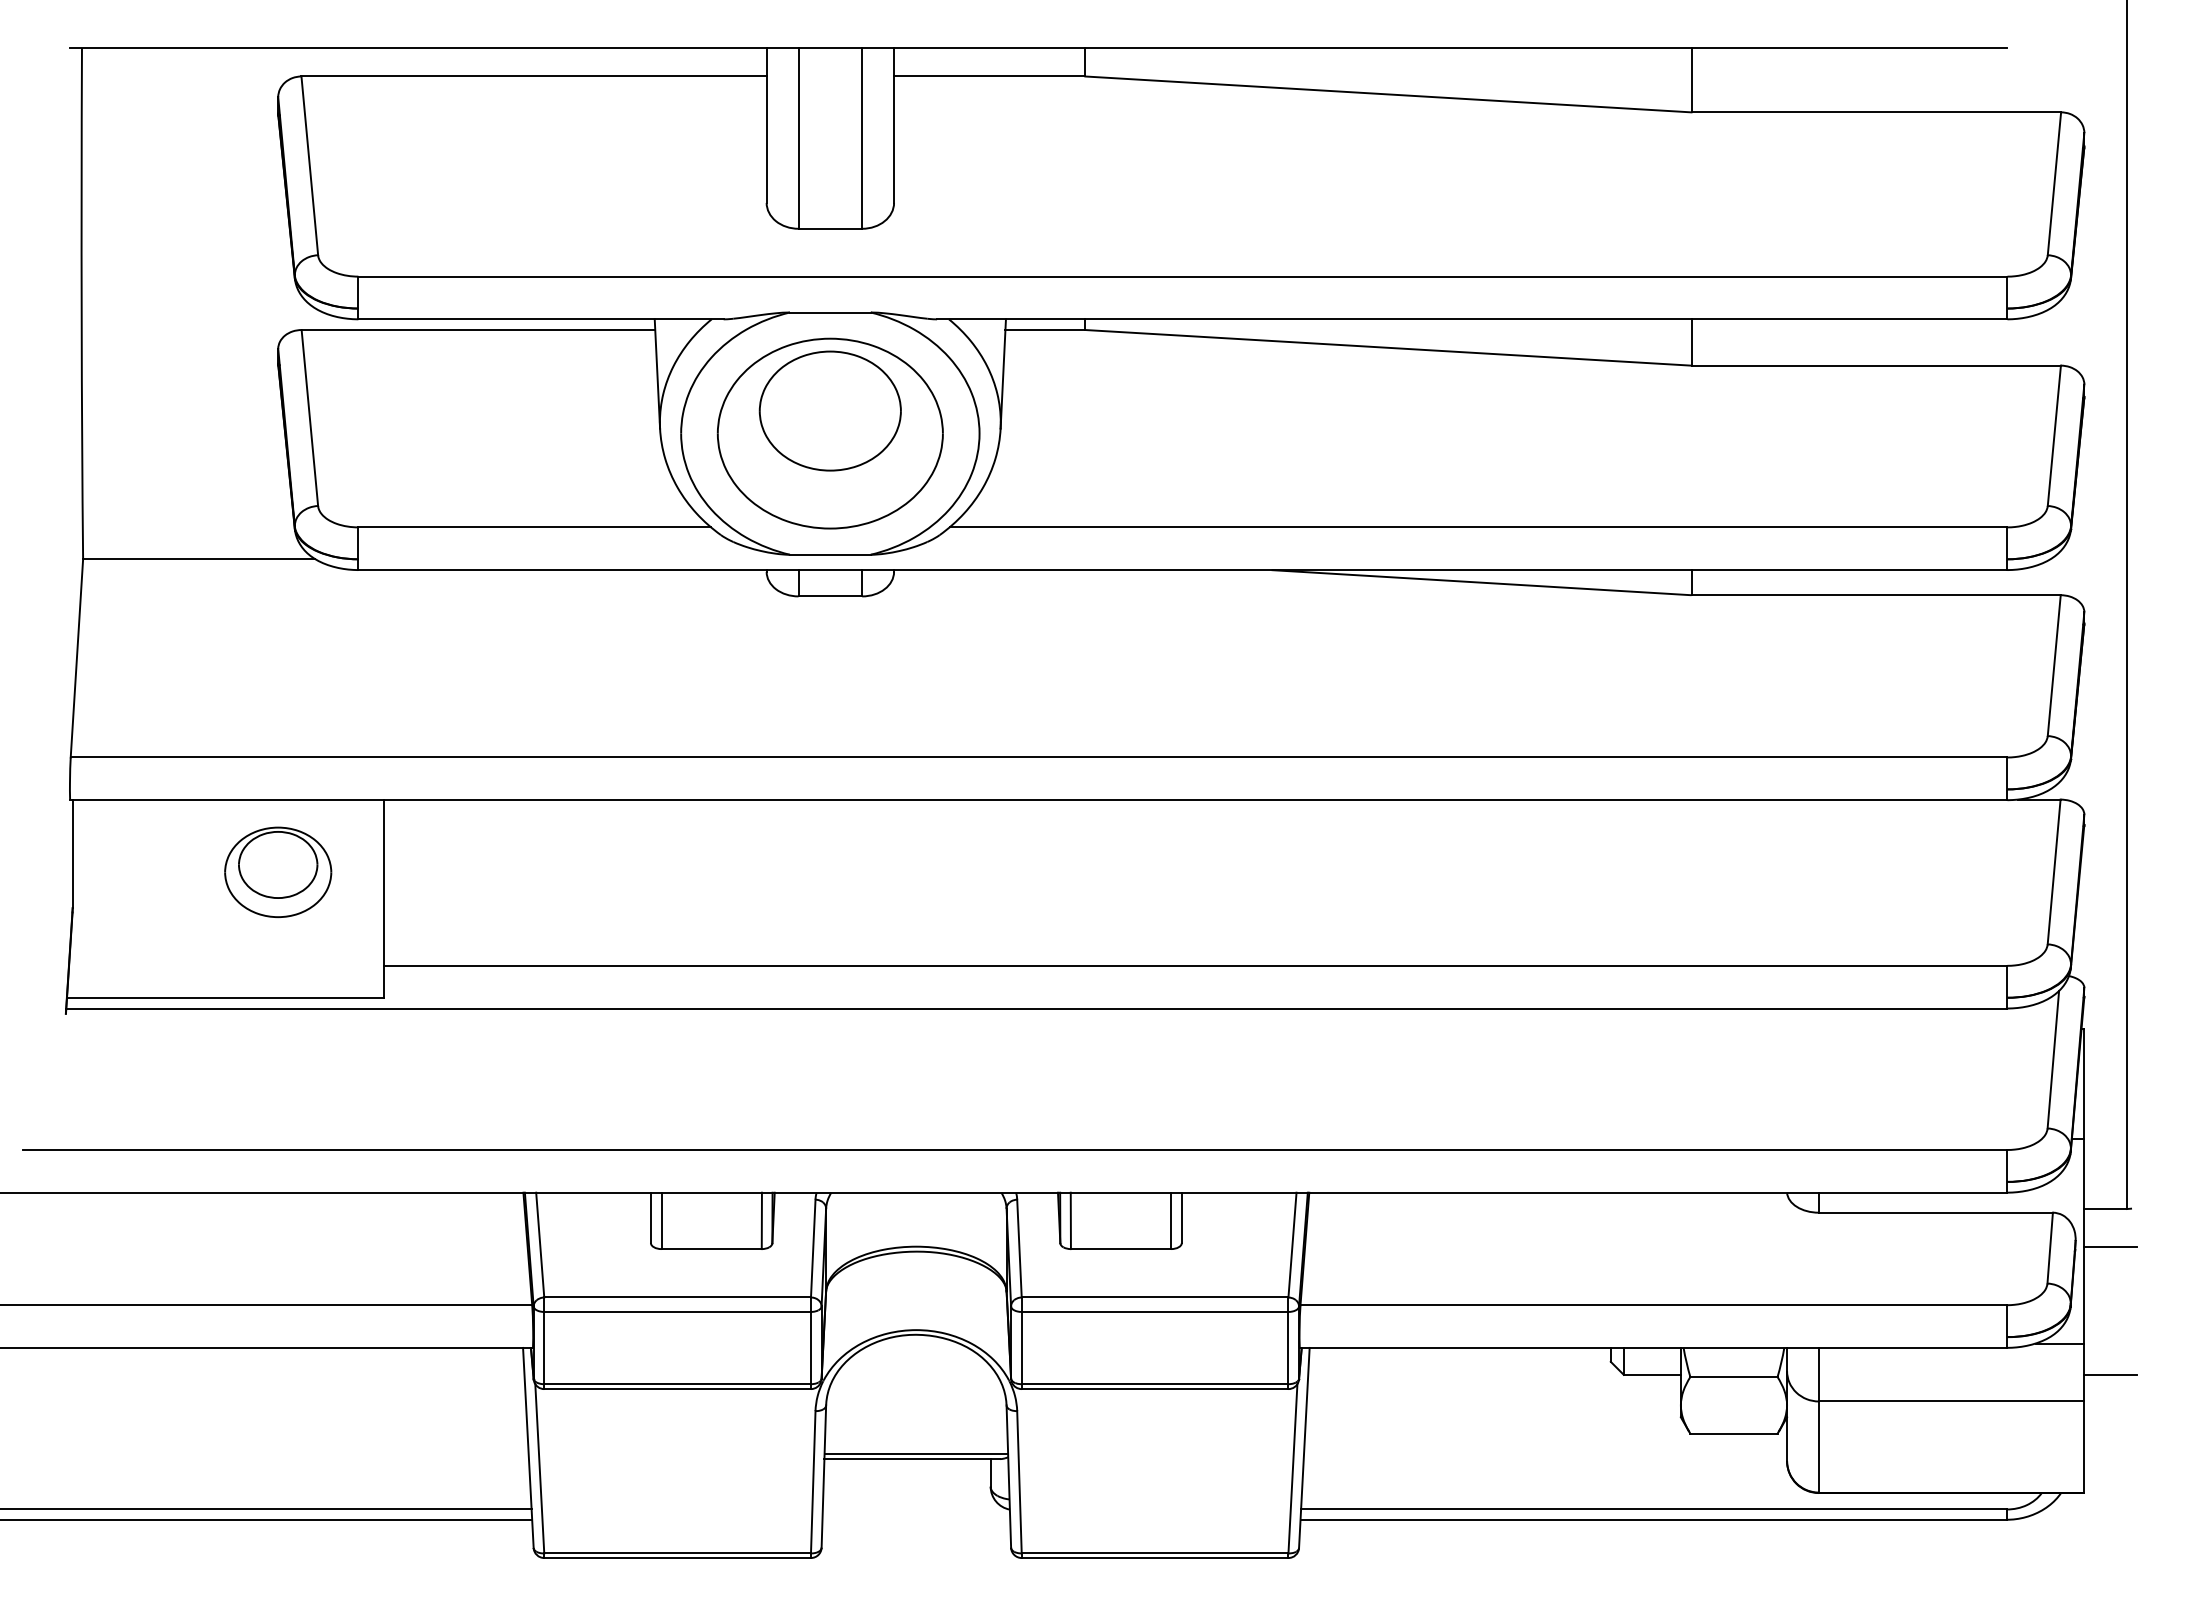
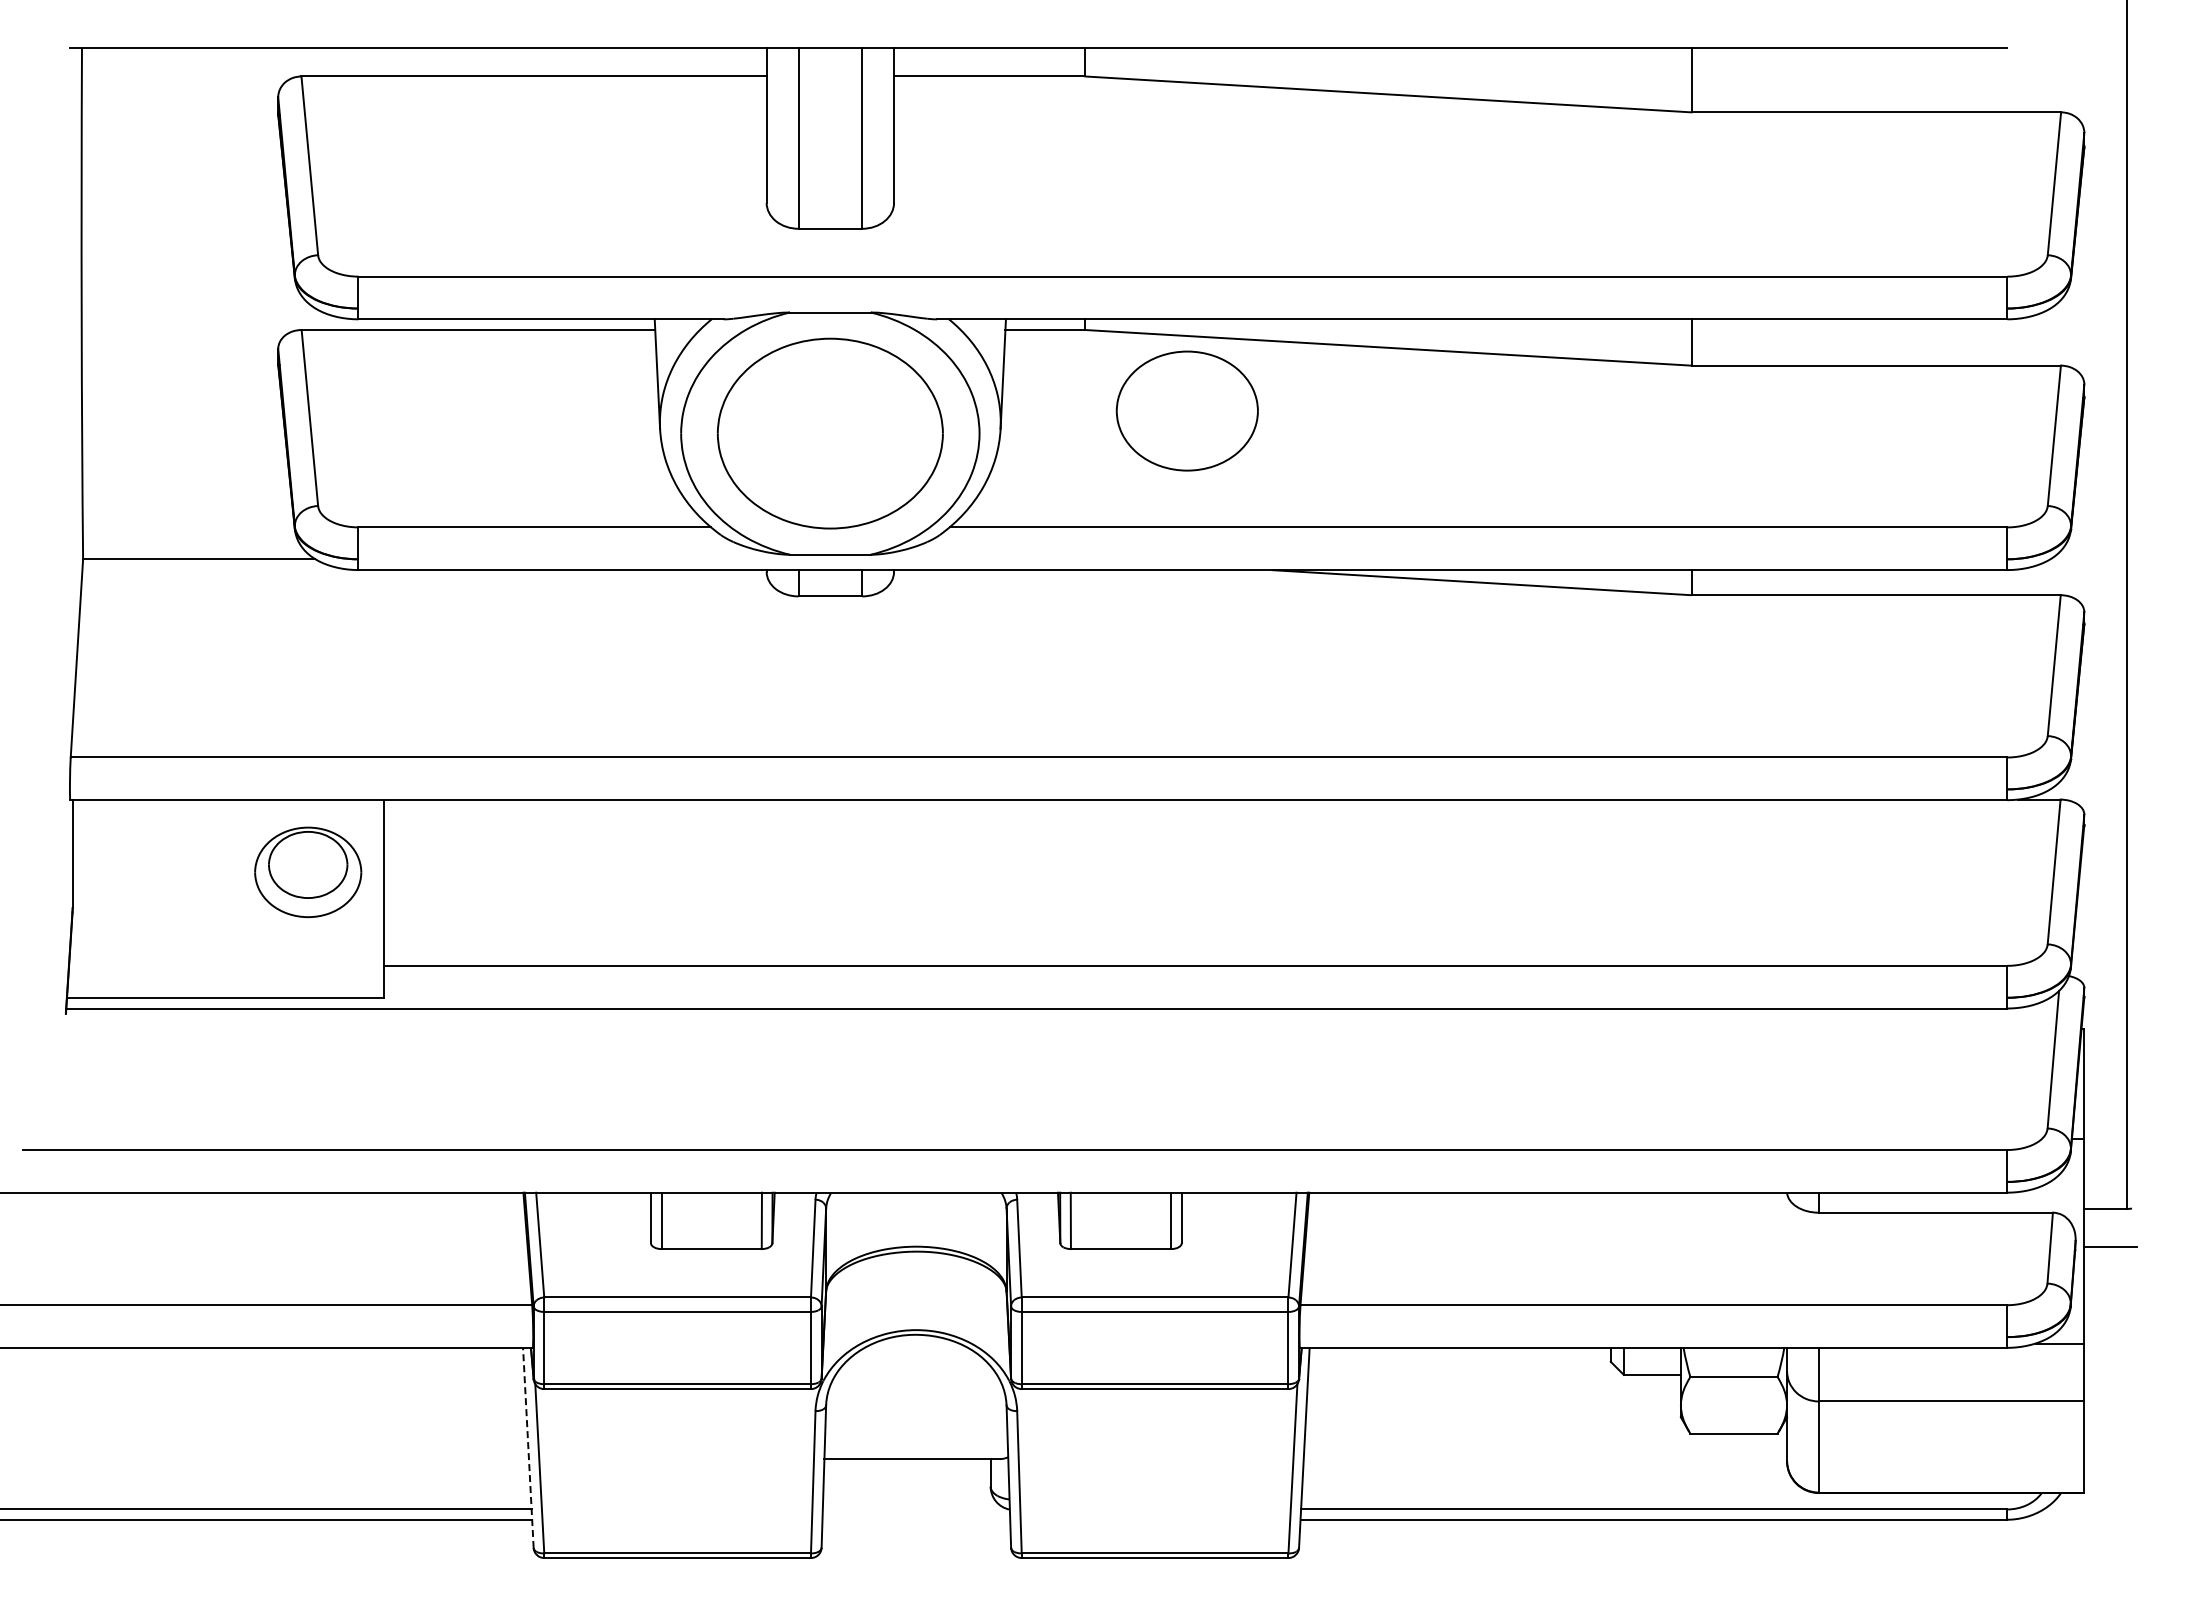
part position: (829, 410) -> (1186, 410) (1186, 410)
part position: (278, 872) -> (308, 872) (308, 872)
line: present -> none (2110, 1374)
line: solid -> dashed (528, 1447)
line: present -> none (916, 1454)
